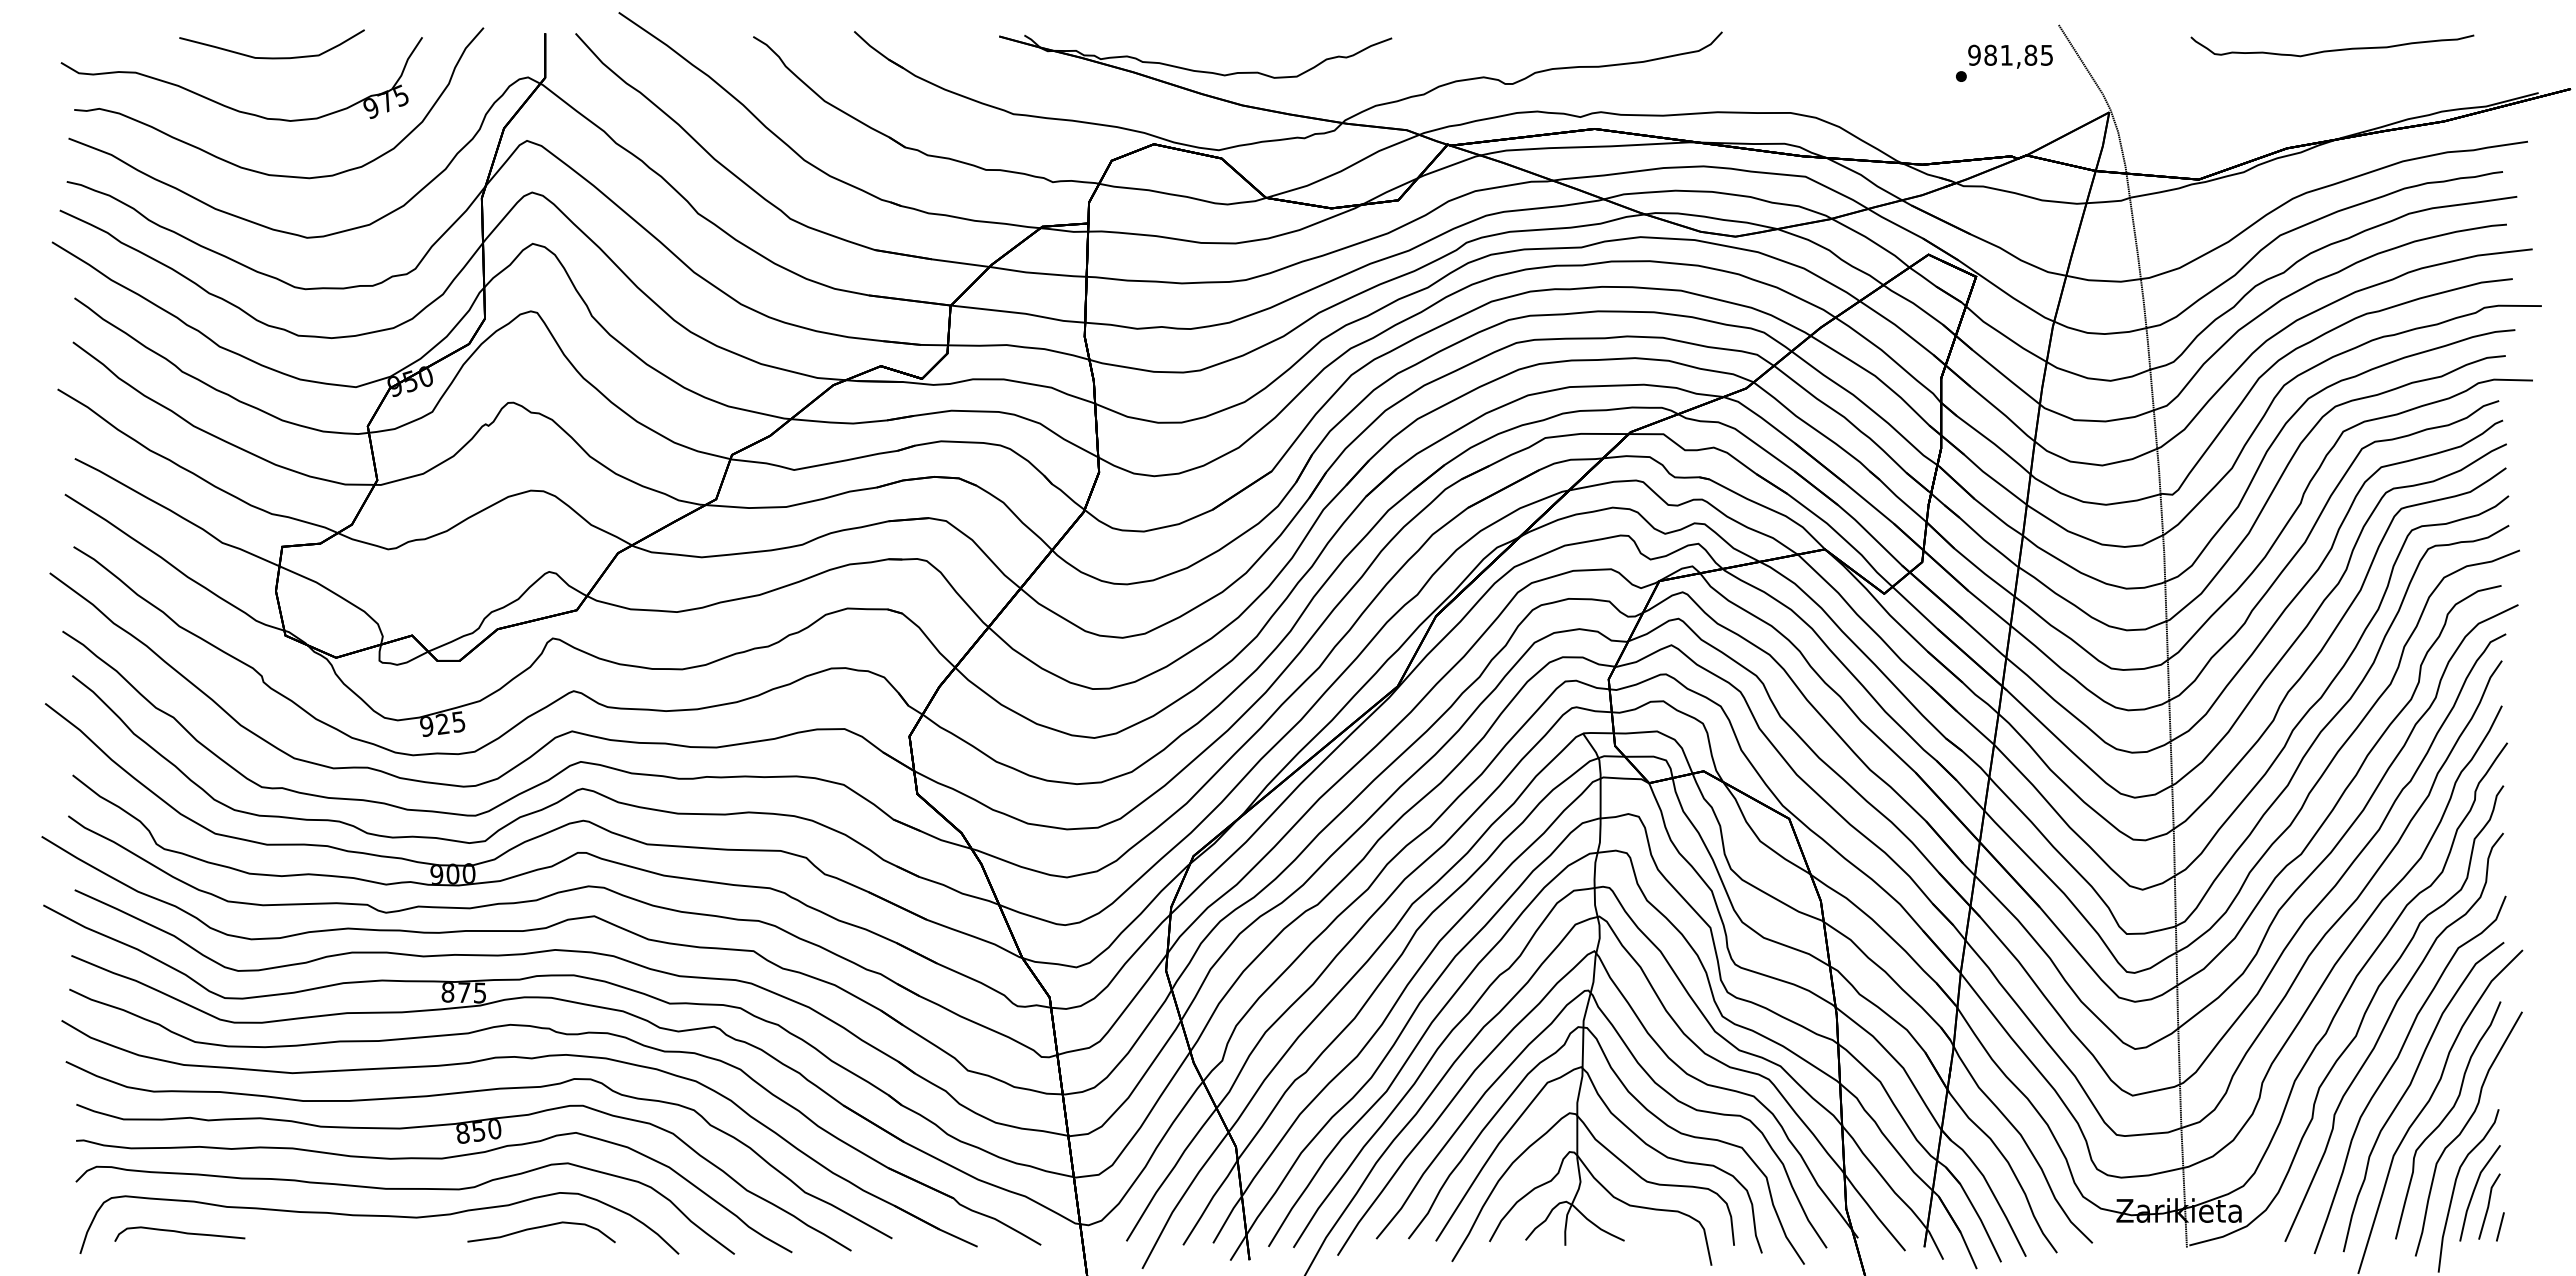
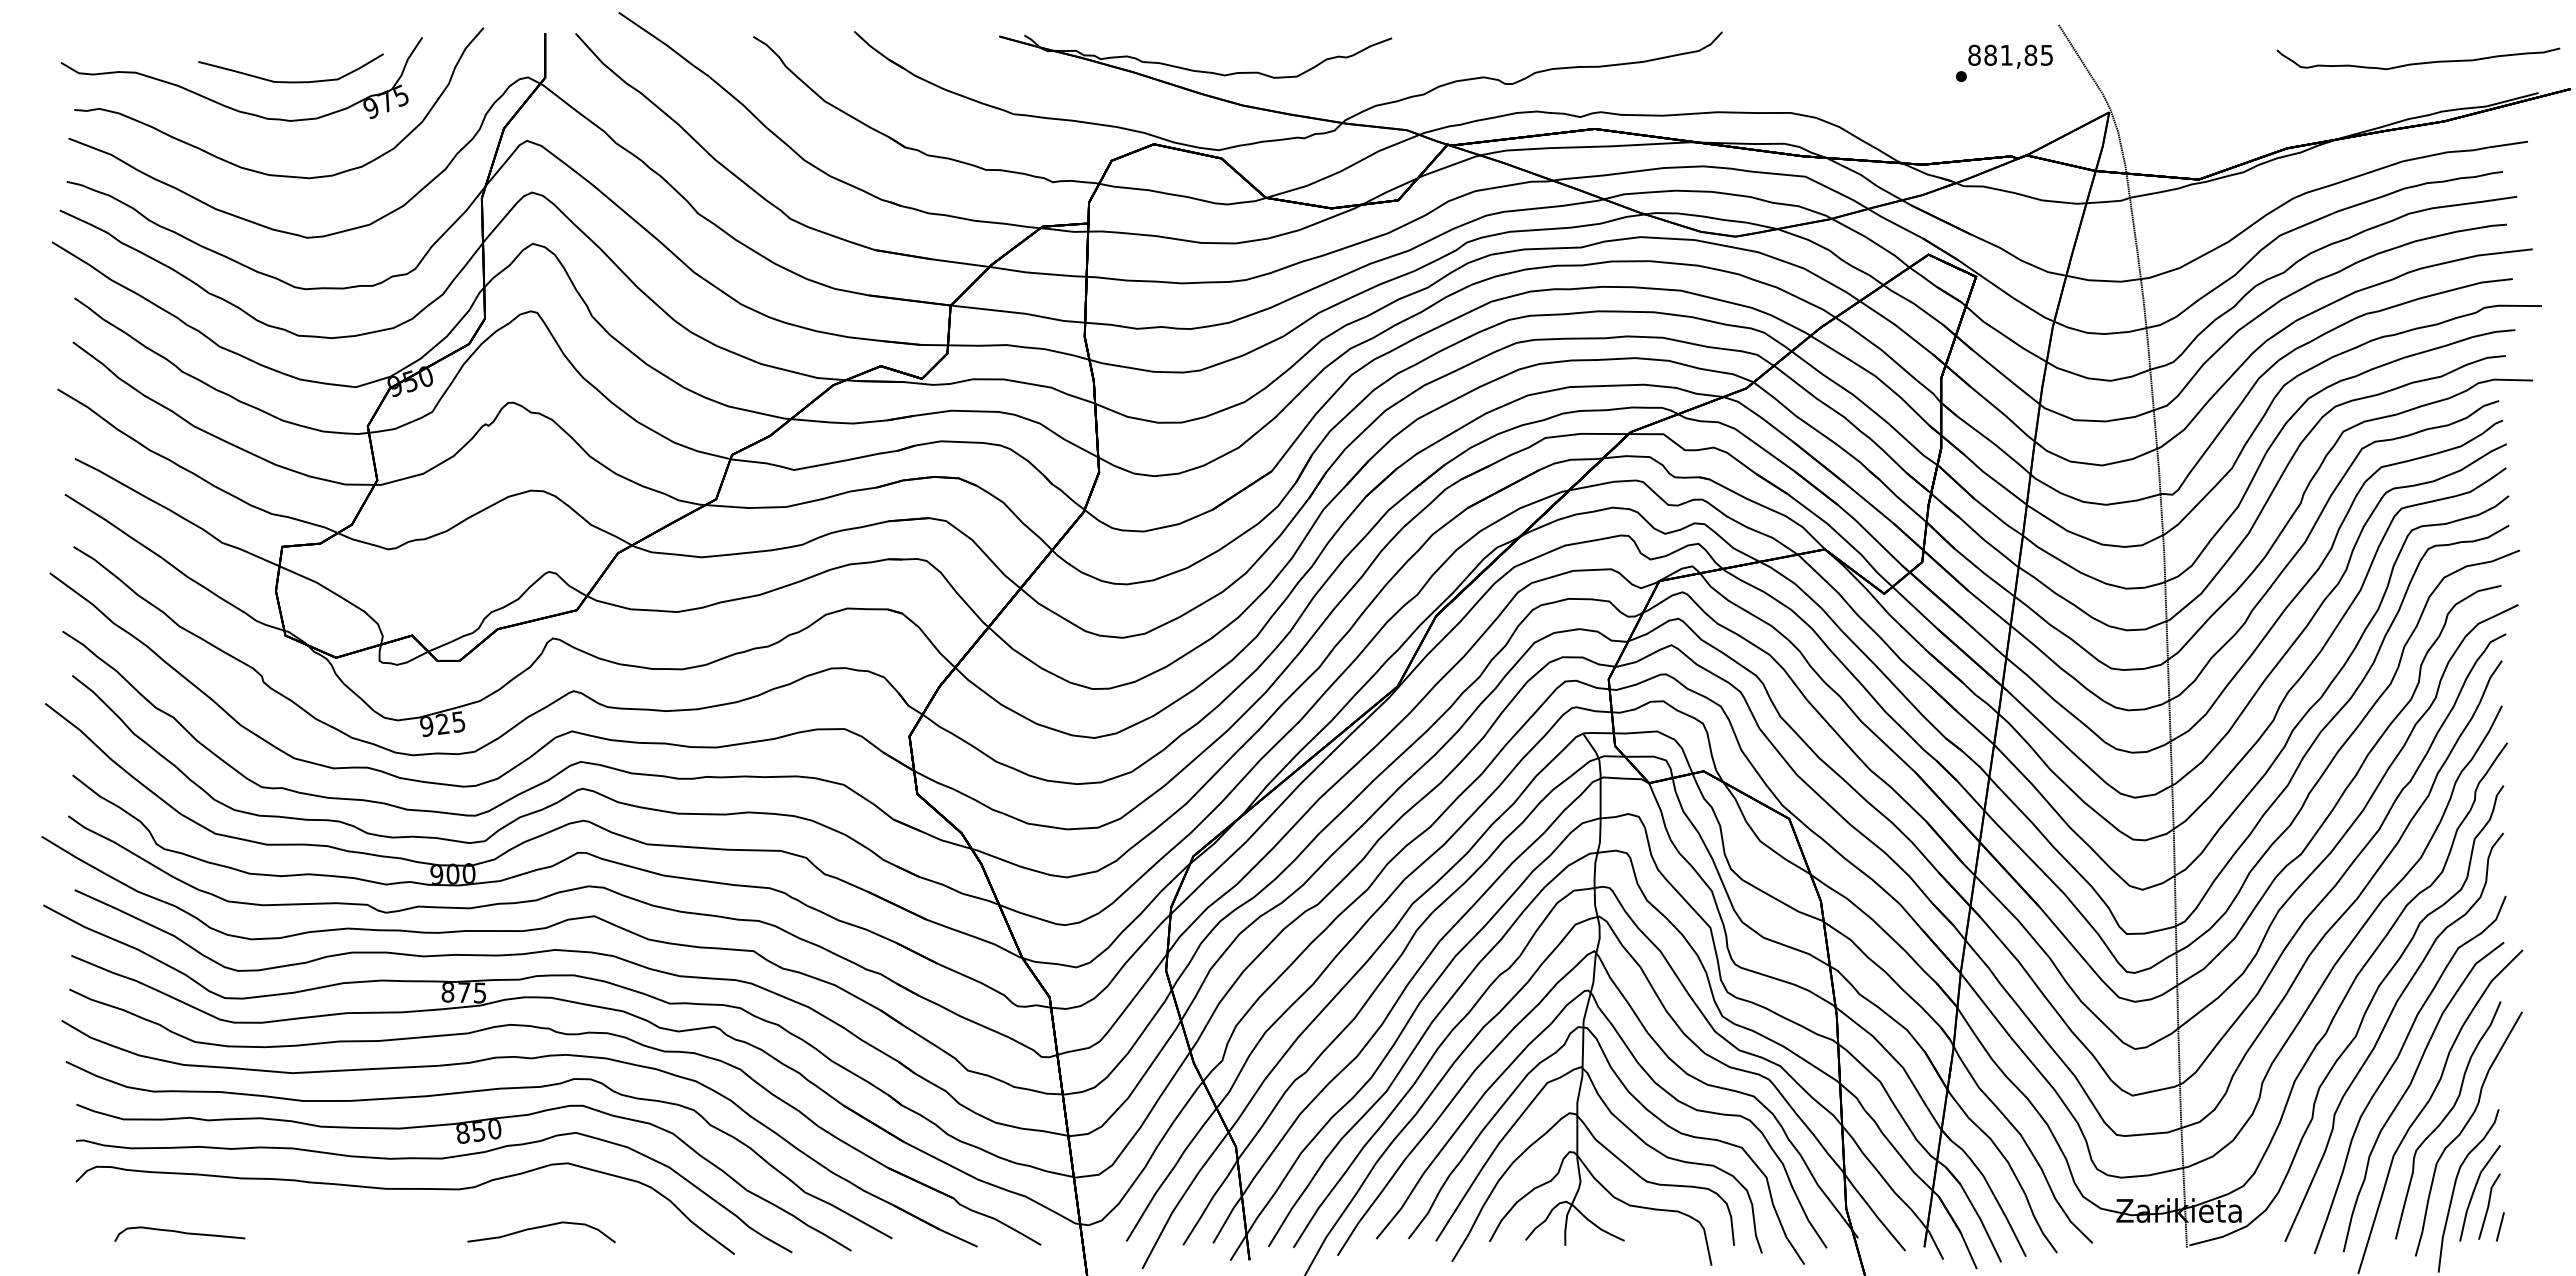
curve position: (2332, 49) -> (2418, 62) (2418, 62)
text: 981,85 -> 881,85 (1974, 55)
curve position: (271, 57) -> (290, 81) (290, 81)
part: present -> none (379, 1216)
